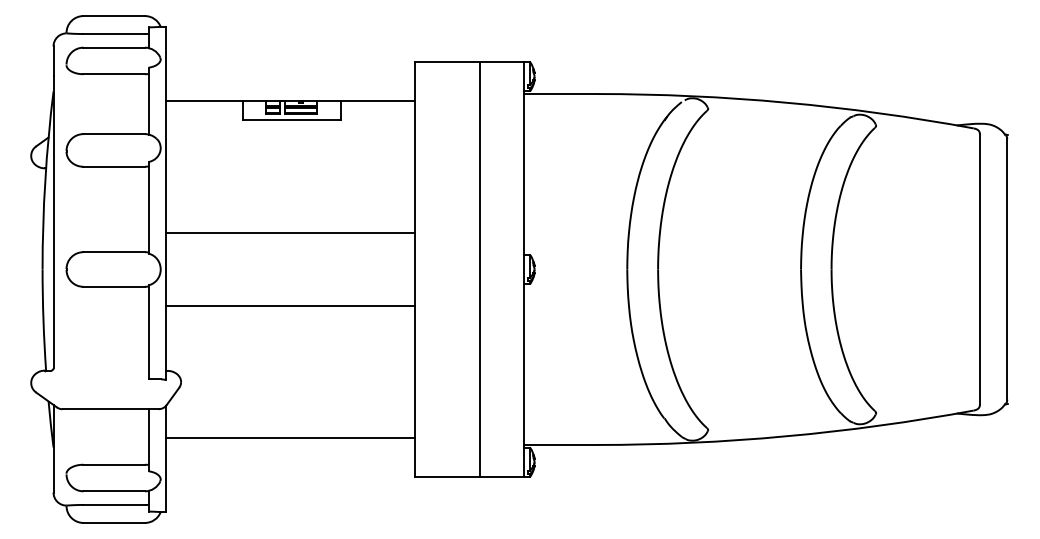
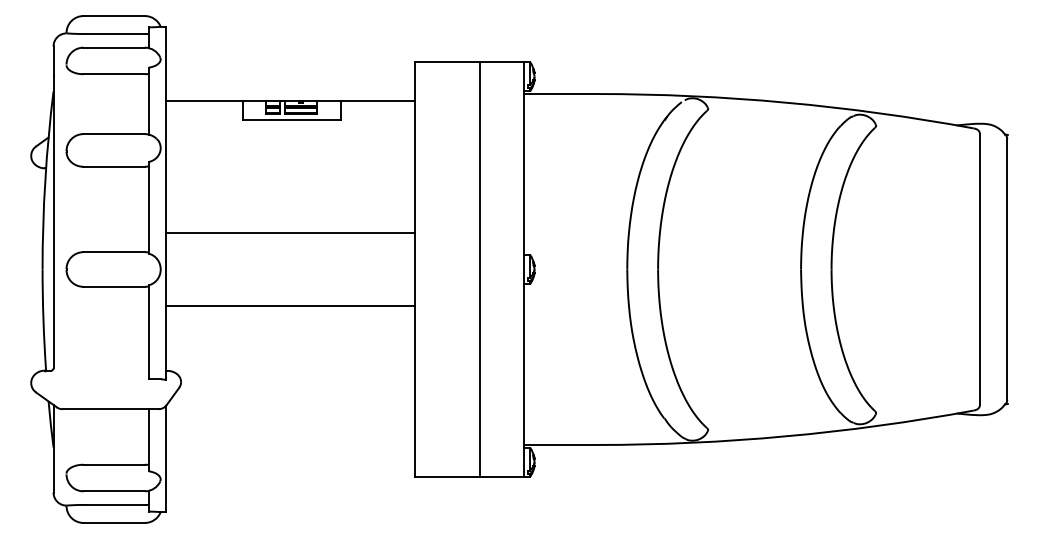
line: present -> none (290, 438)
